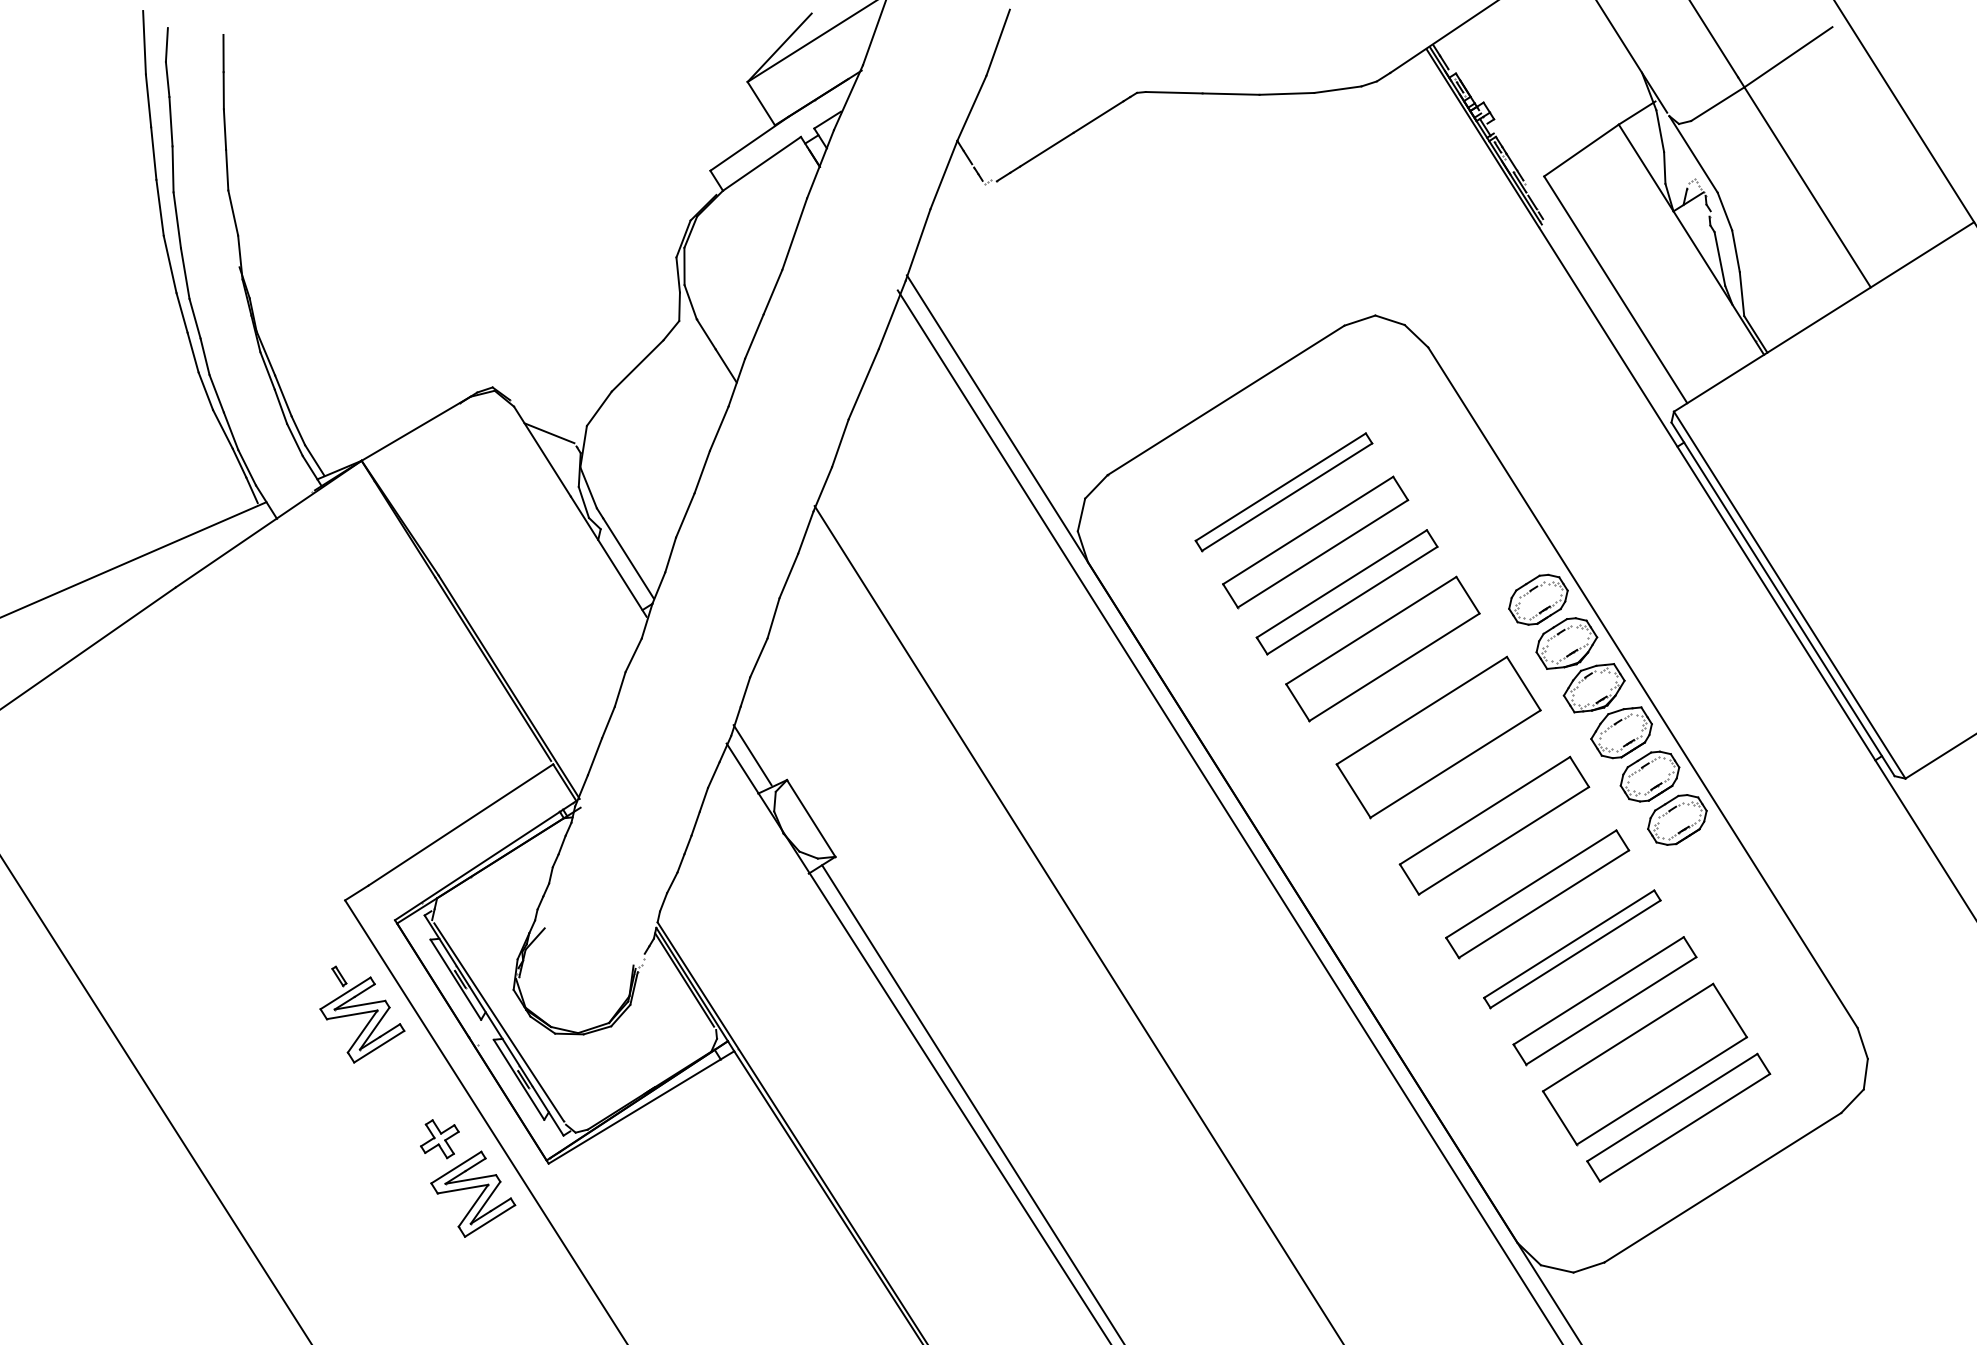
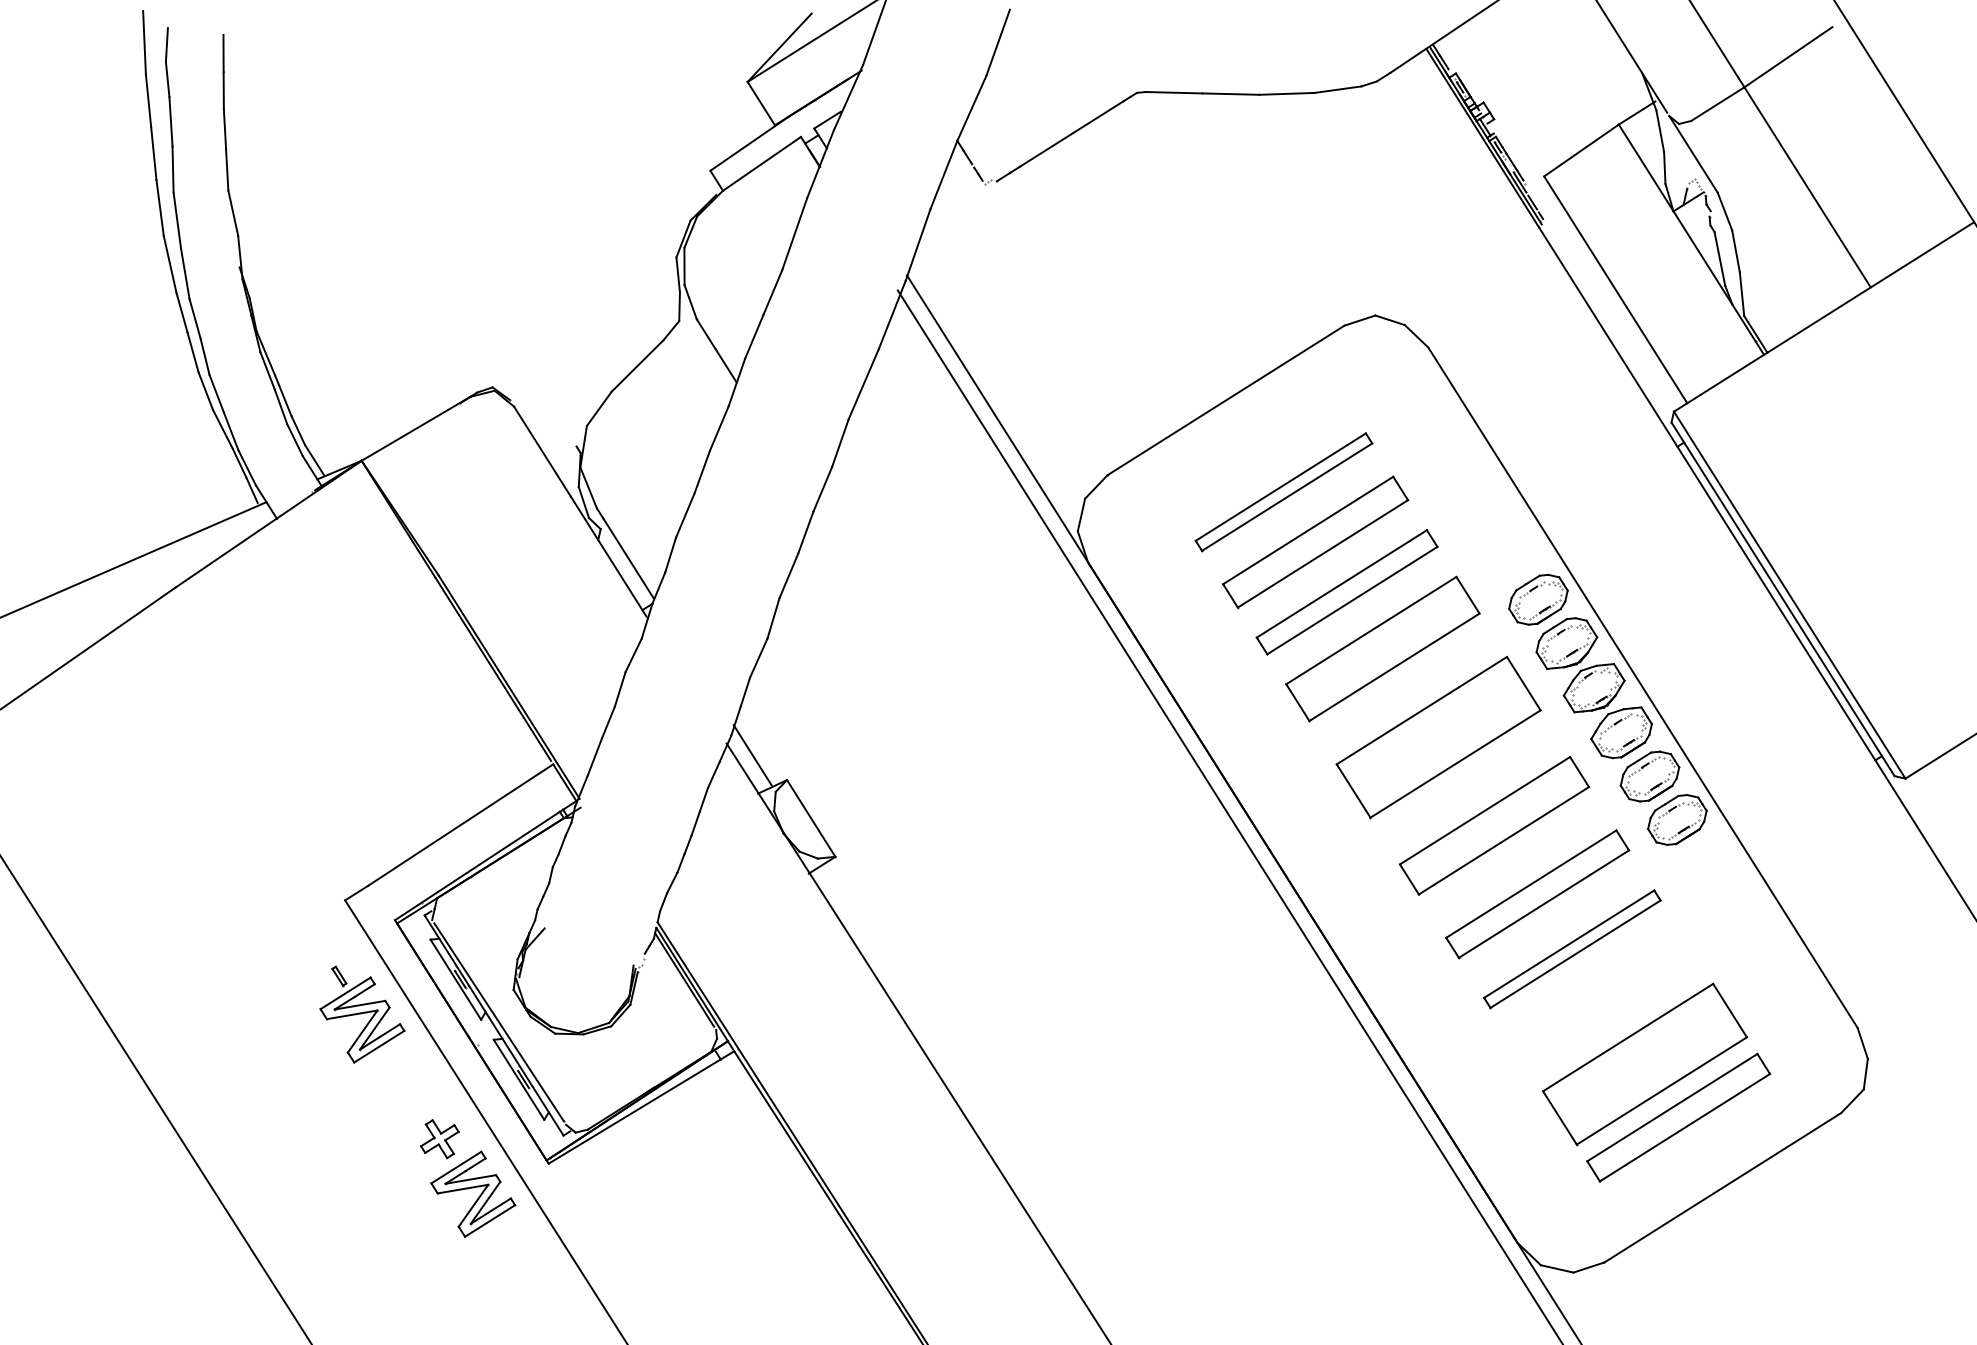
line: present -> none (549, 433)
line: present -> none (1078, 923)
part: present -> none (1604, 1001)
line: present -> none (972, 1103)
